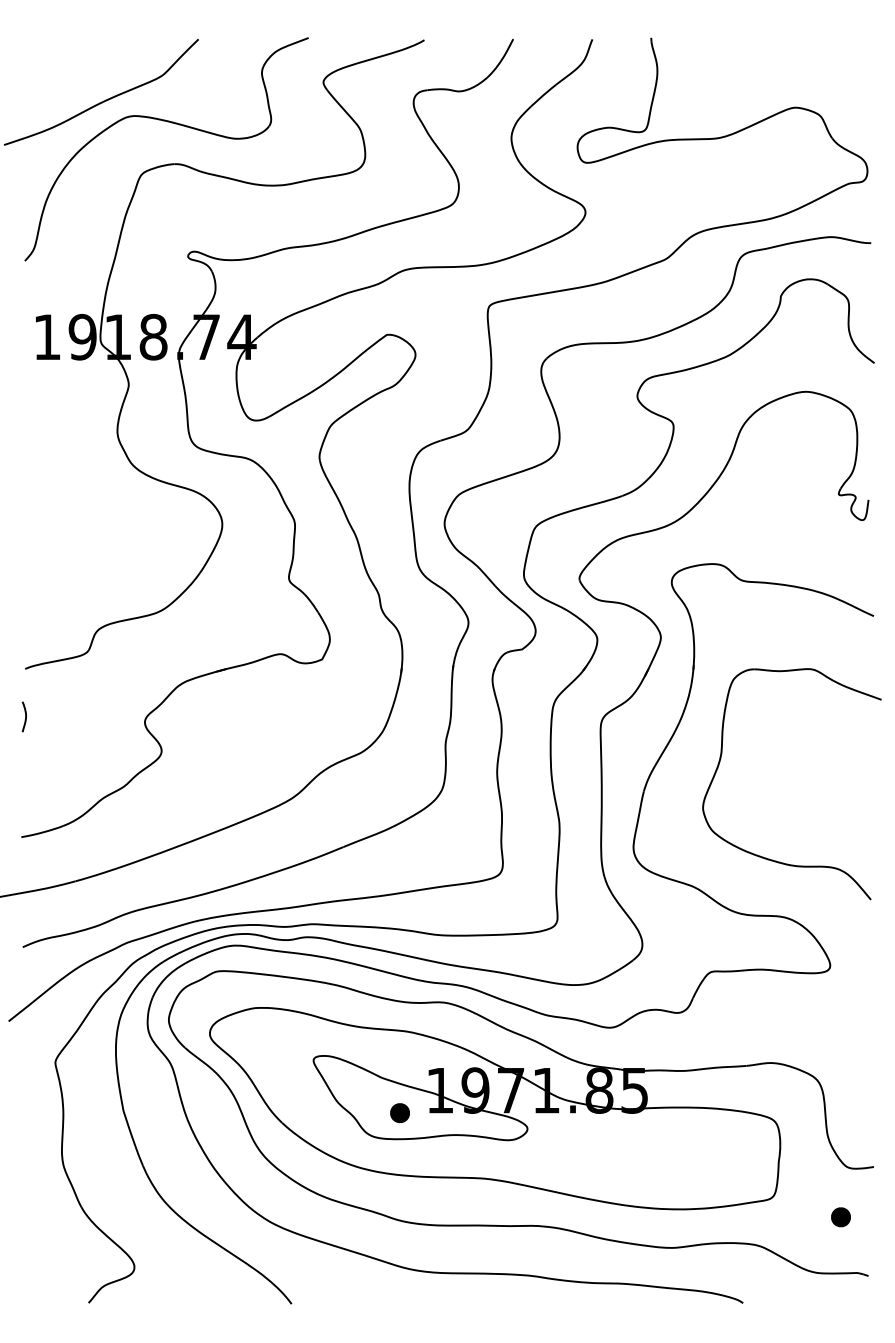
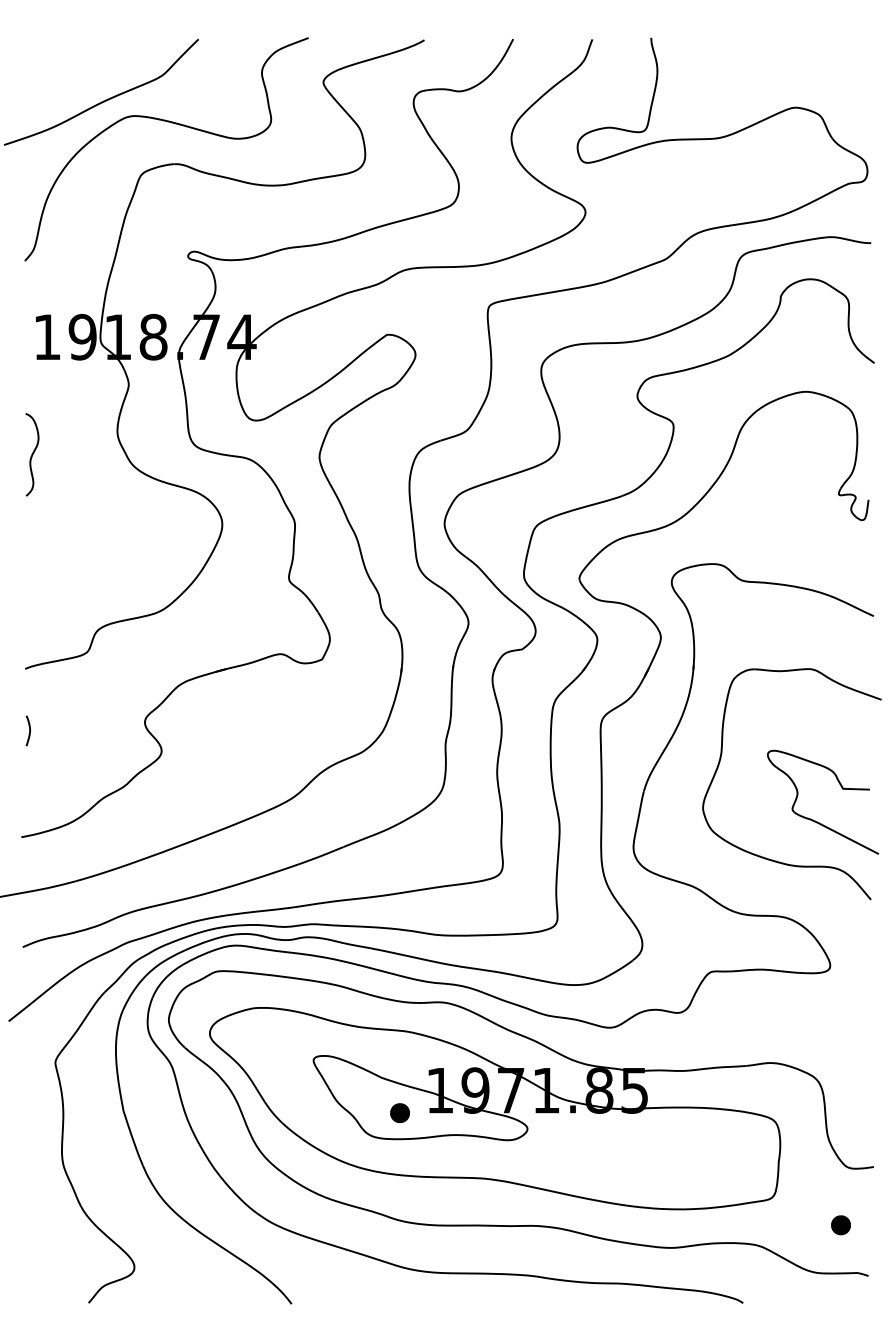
curve: none -> present (32, 454)
curve position: (25, 716) -> (29, 730) (29, 730)
part: none -> present (813, 819)
part position: (840, 1217) -> (840, 1225) (840, 1225)
